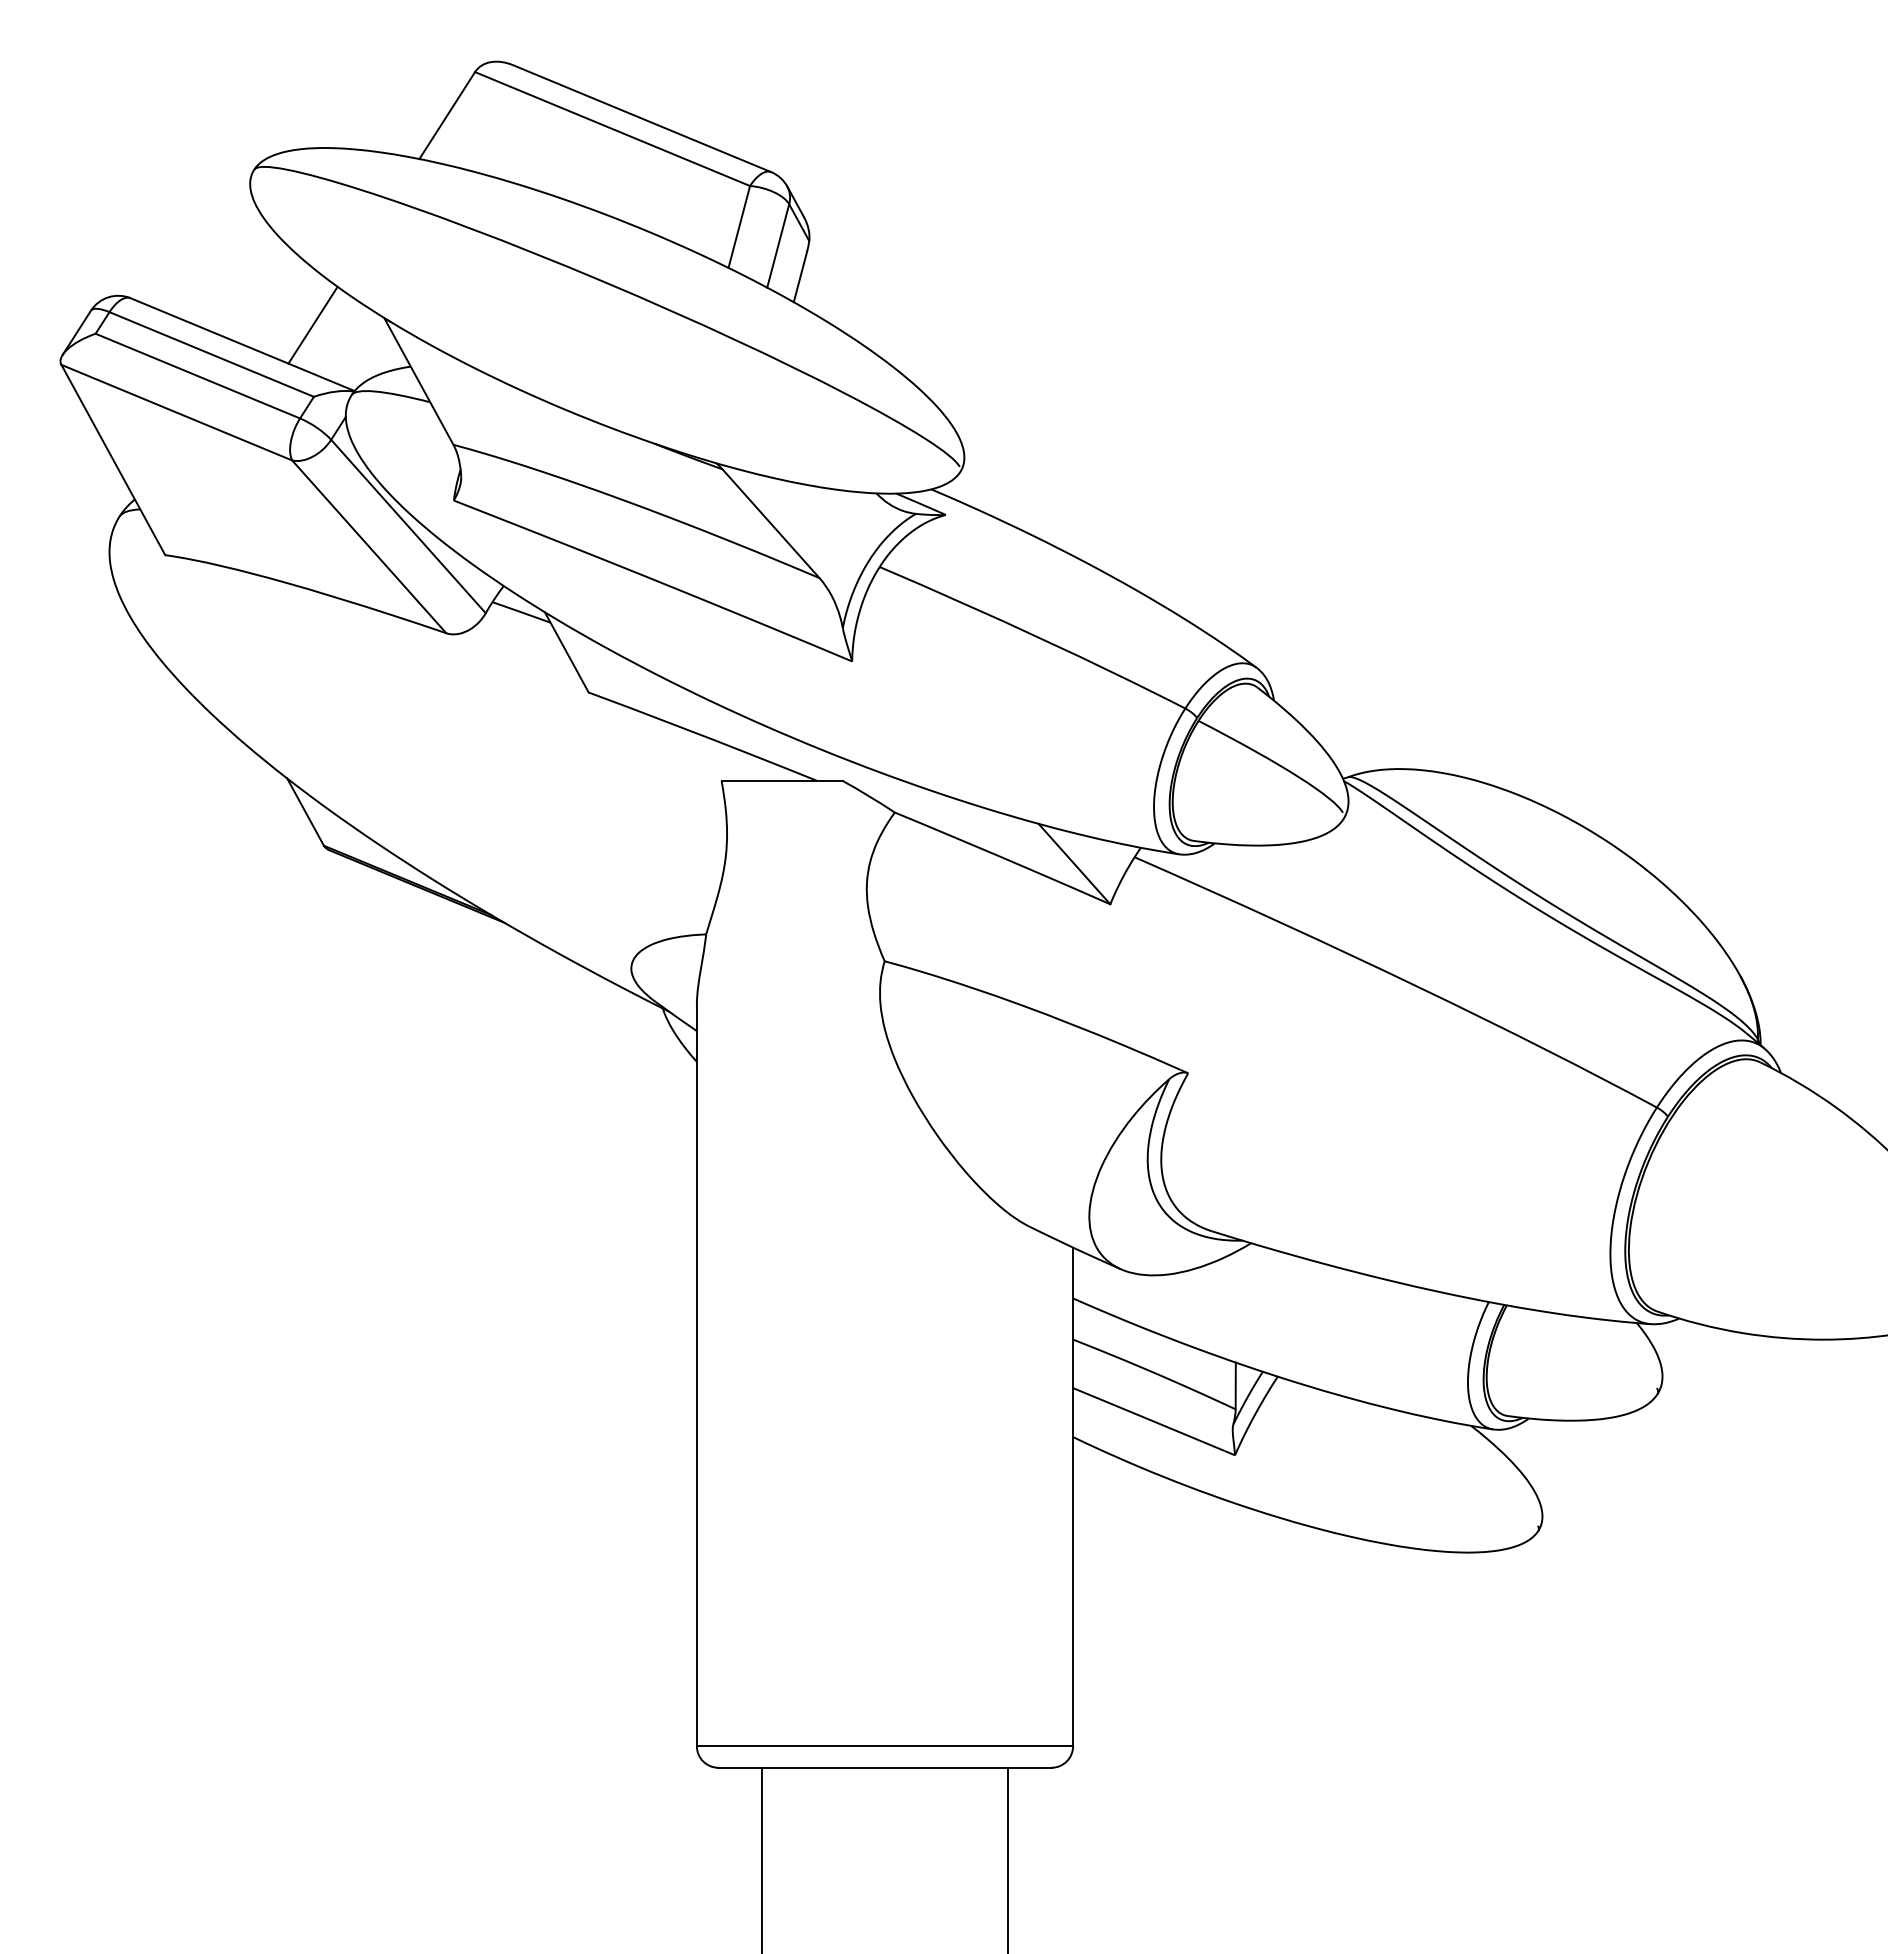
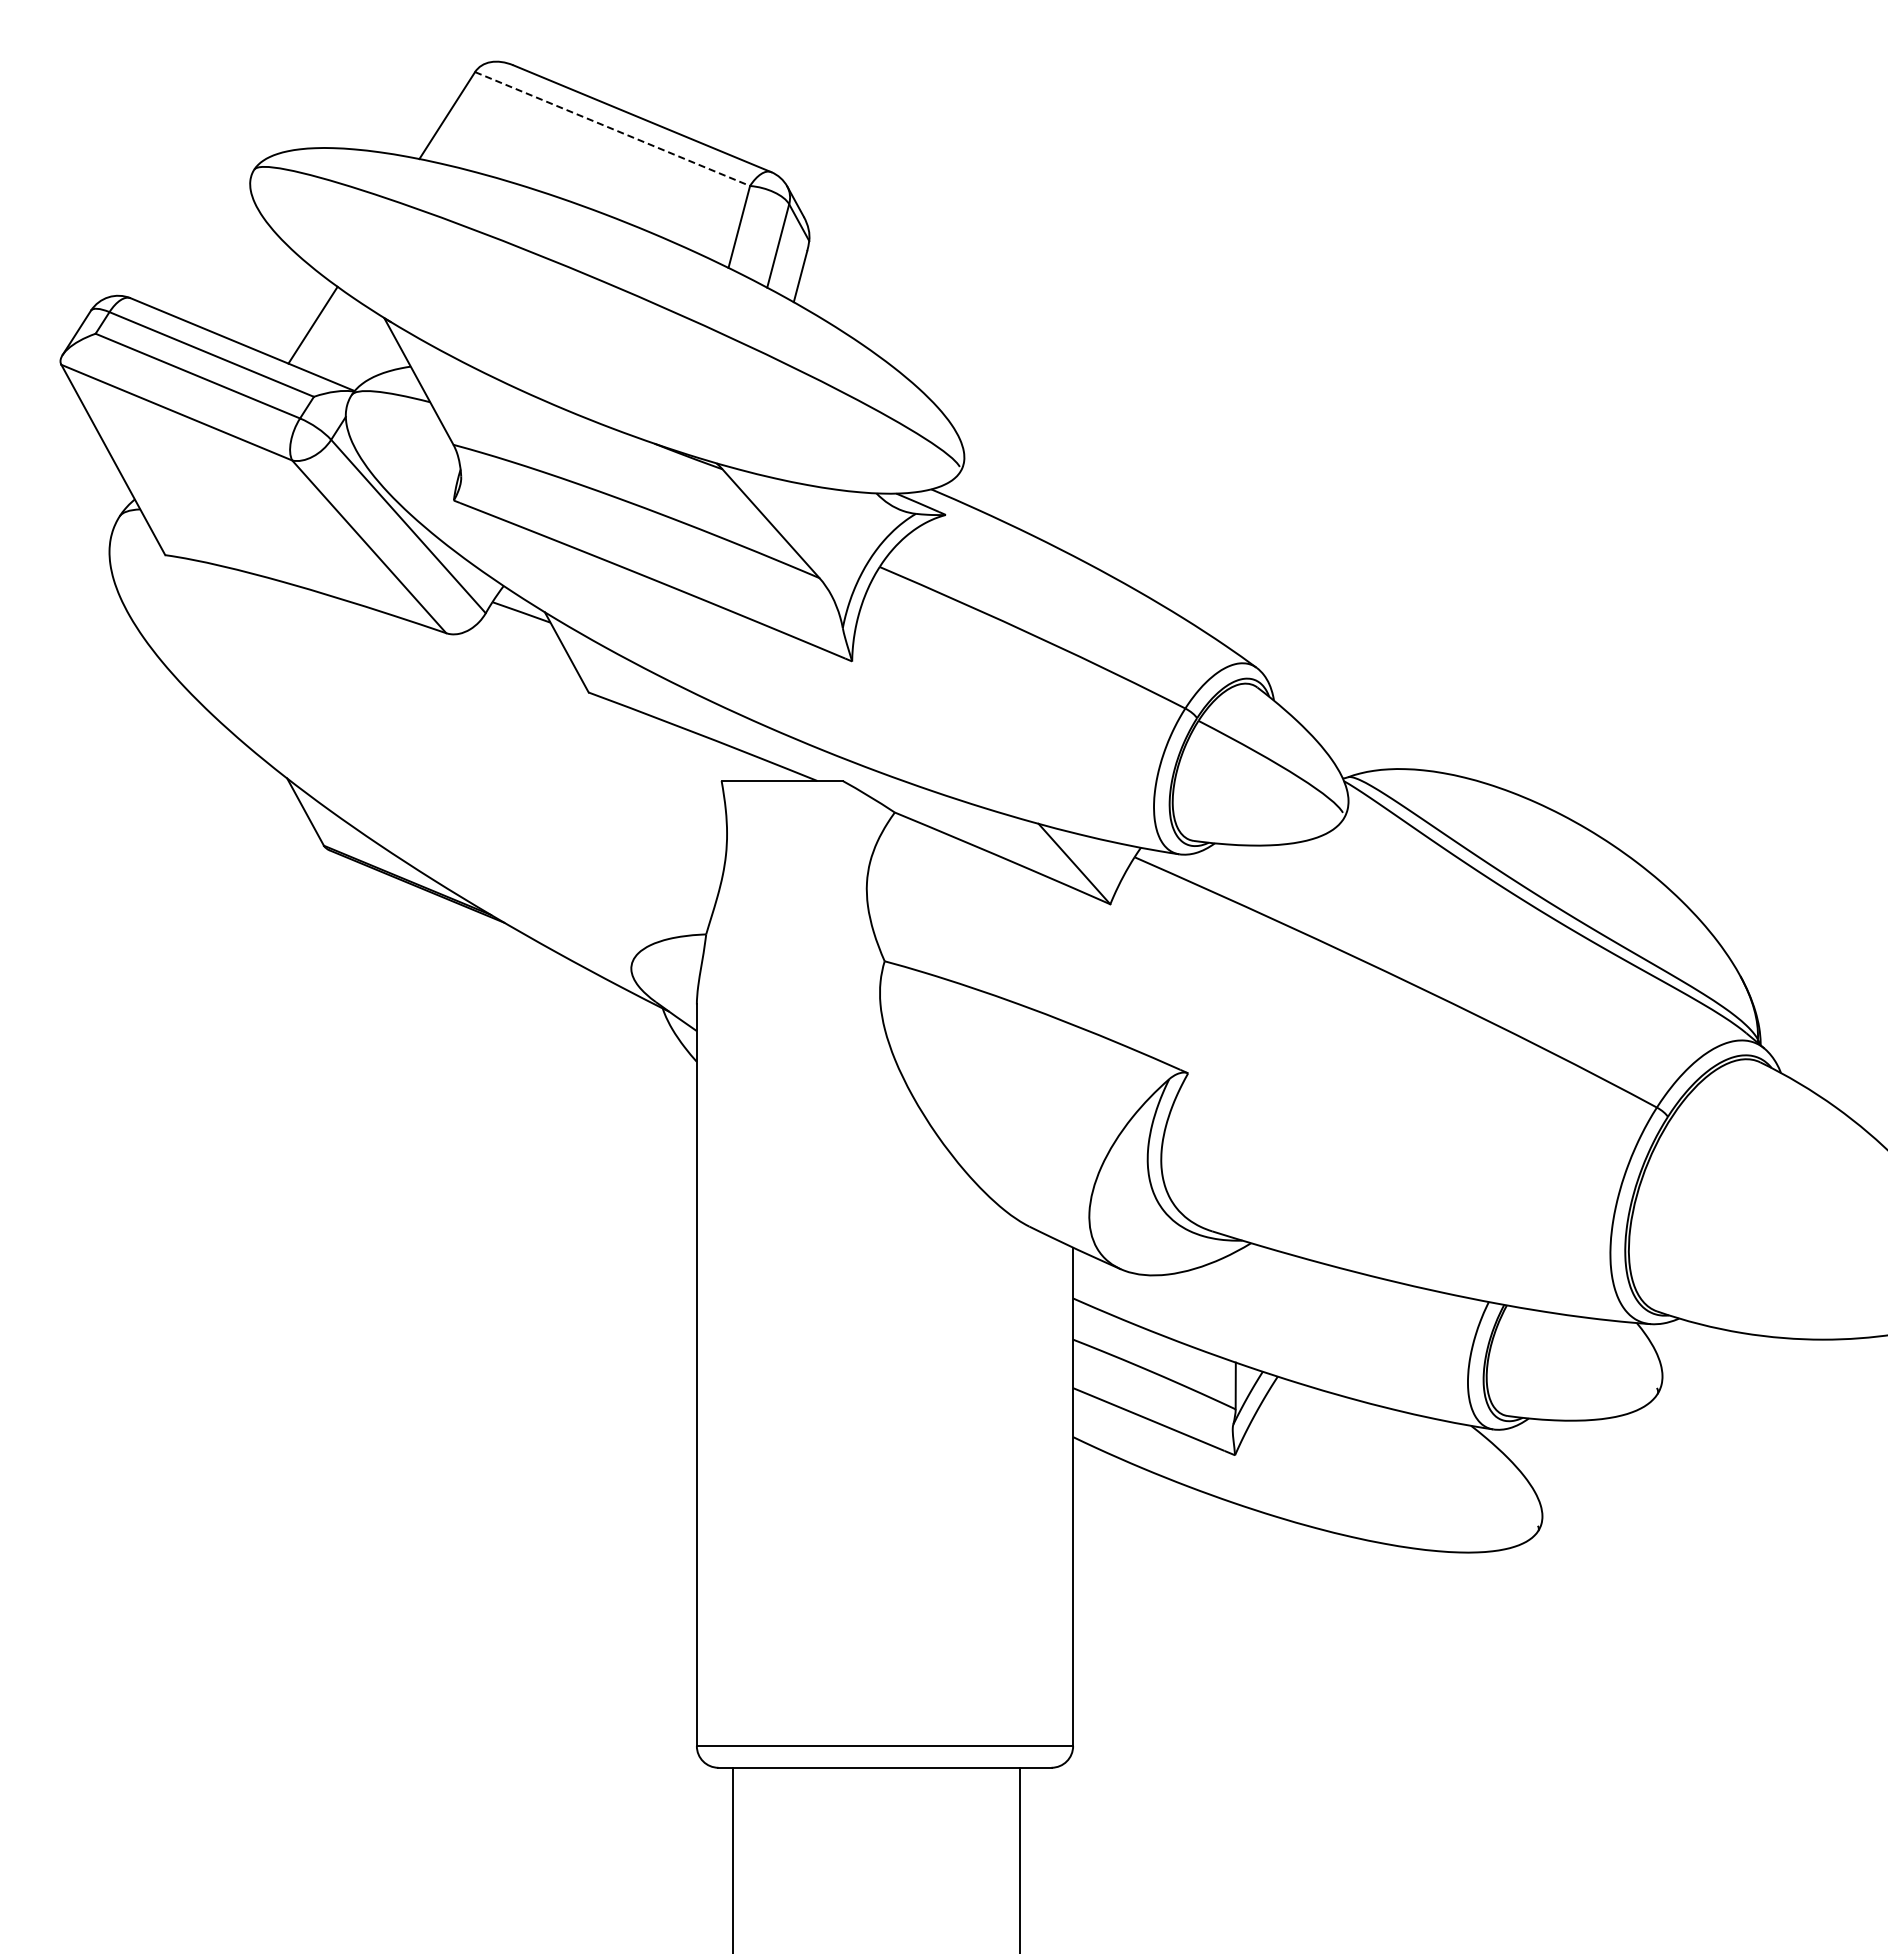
line: solid -> dashed (612, 129)
line position: (761, 1858) -> (732, 1858) (732, 1858)
line position: (1008, 1858) -> (1020, 1858) (1020, 1858)
